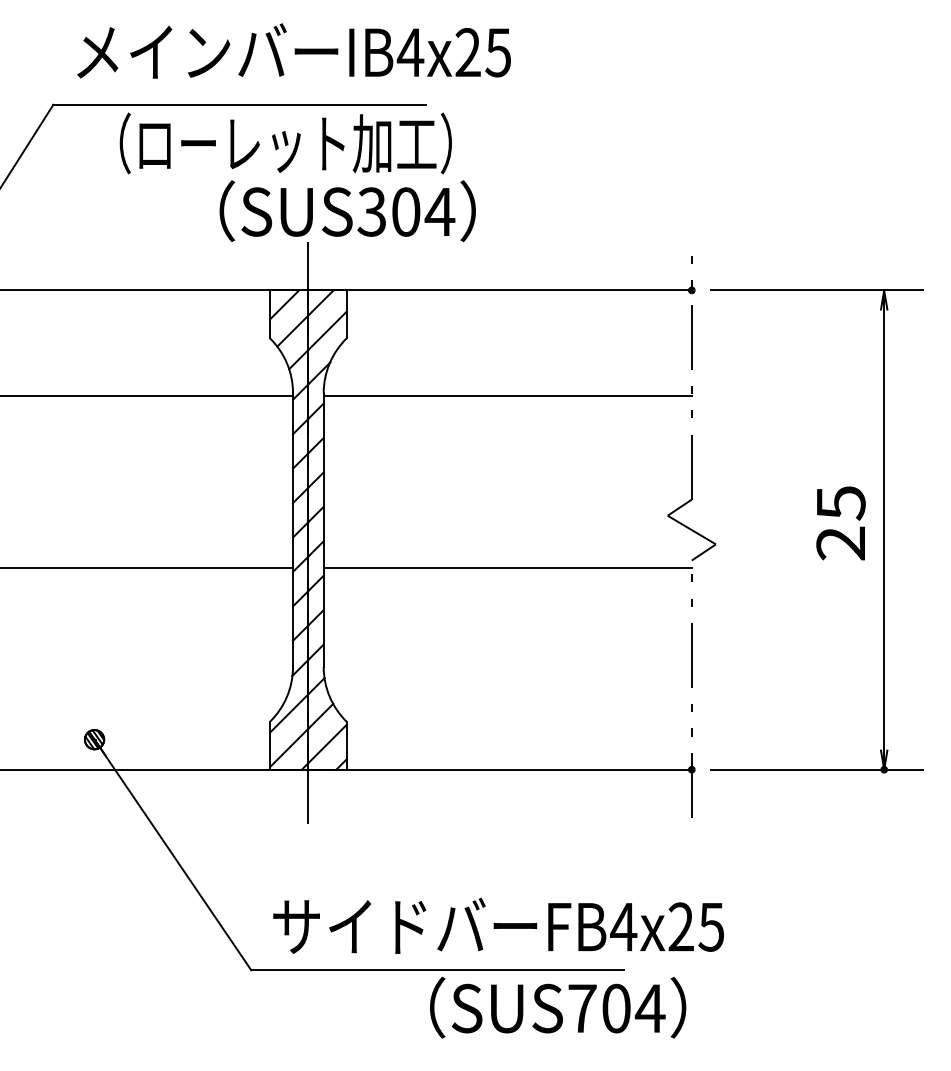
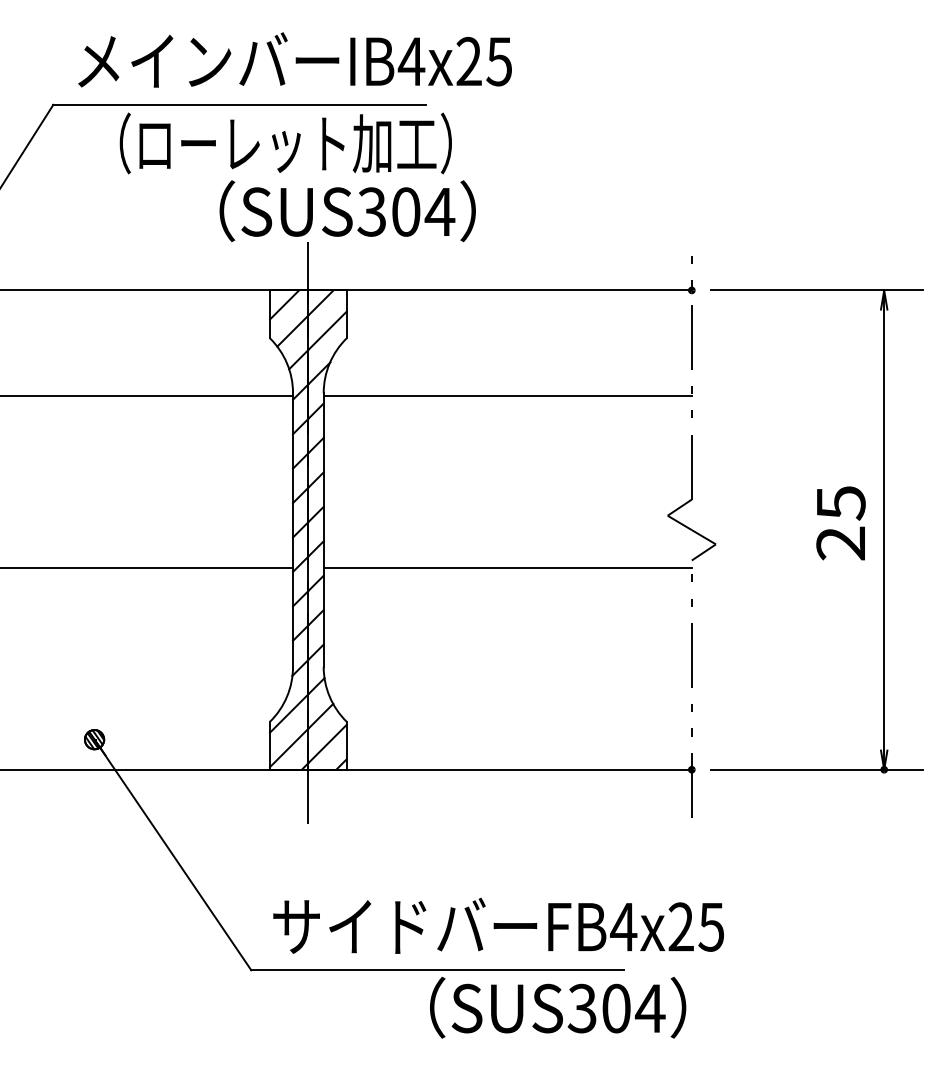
text position: (293, 50) -> (294, 59) (294, 59)
text: SUS704 -> SUS304 (581, 1008)
